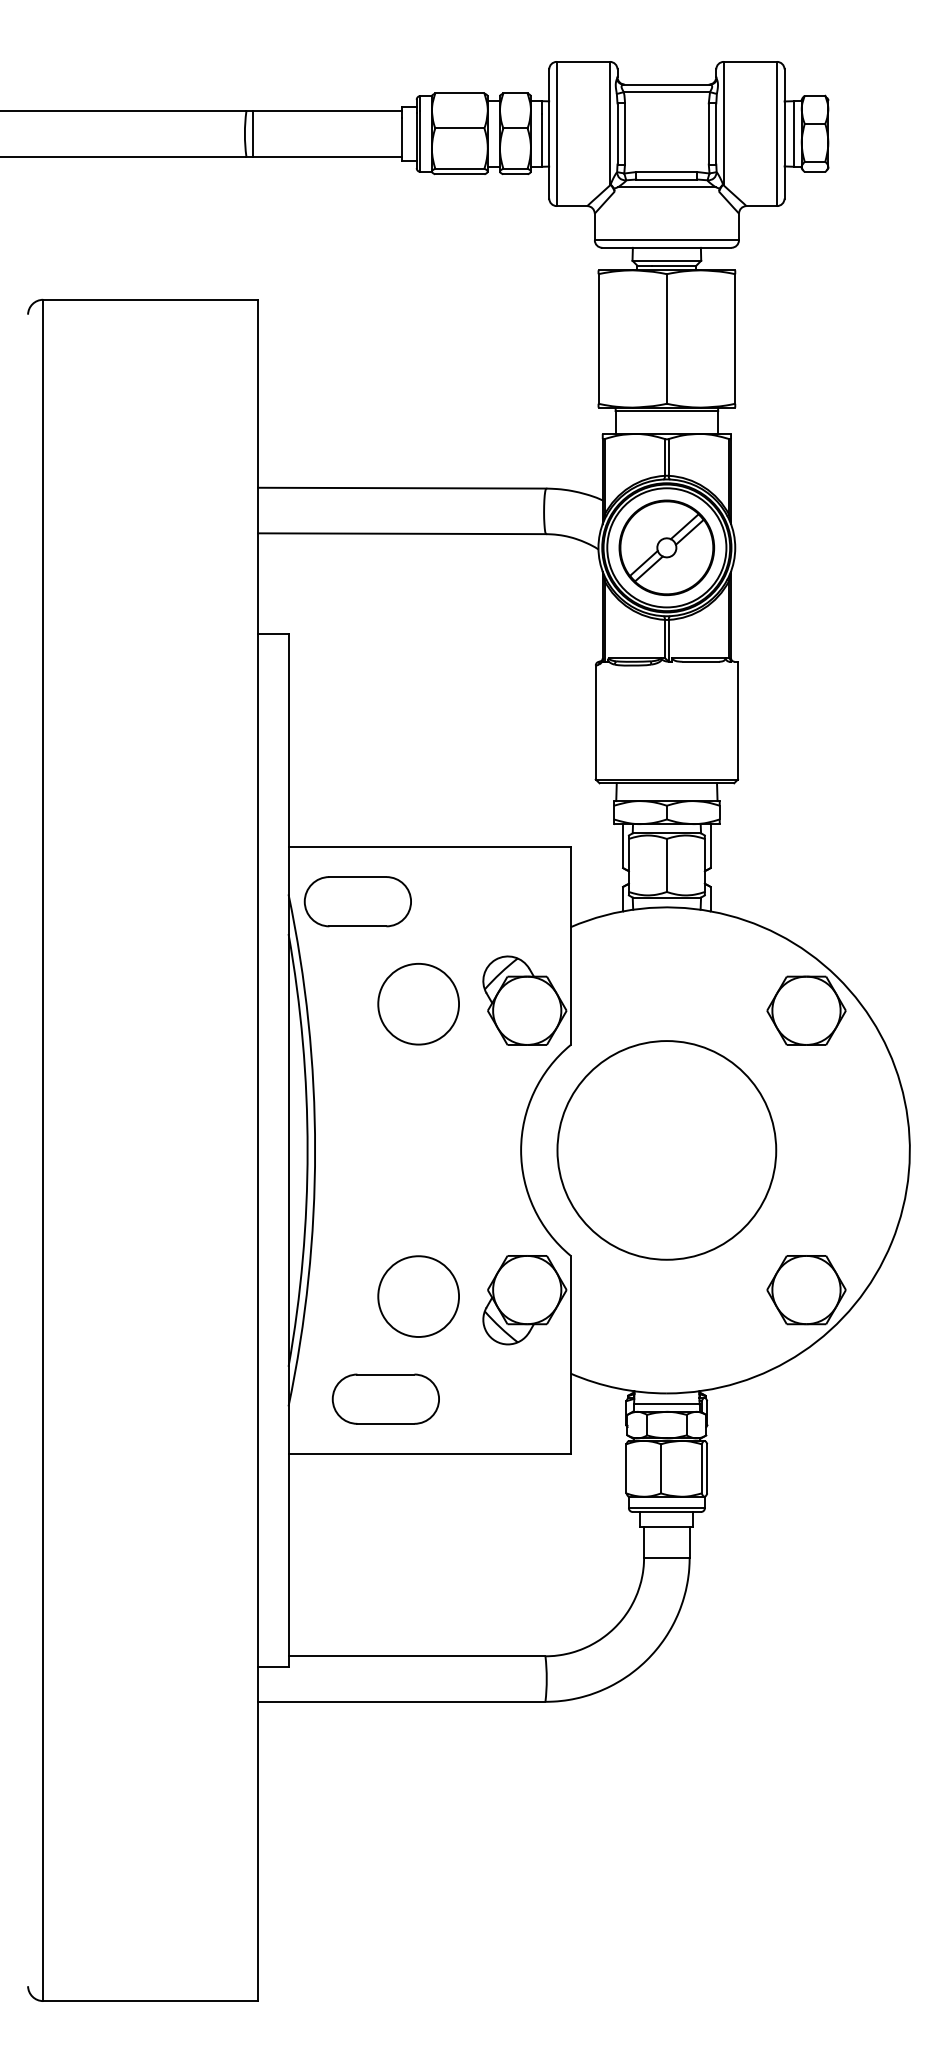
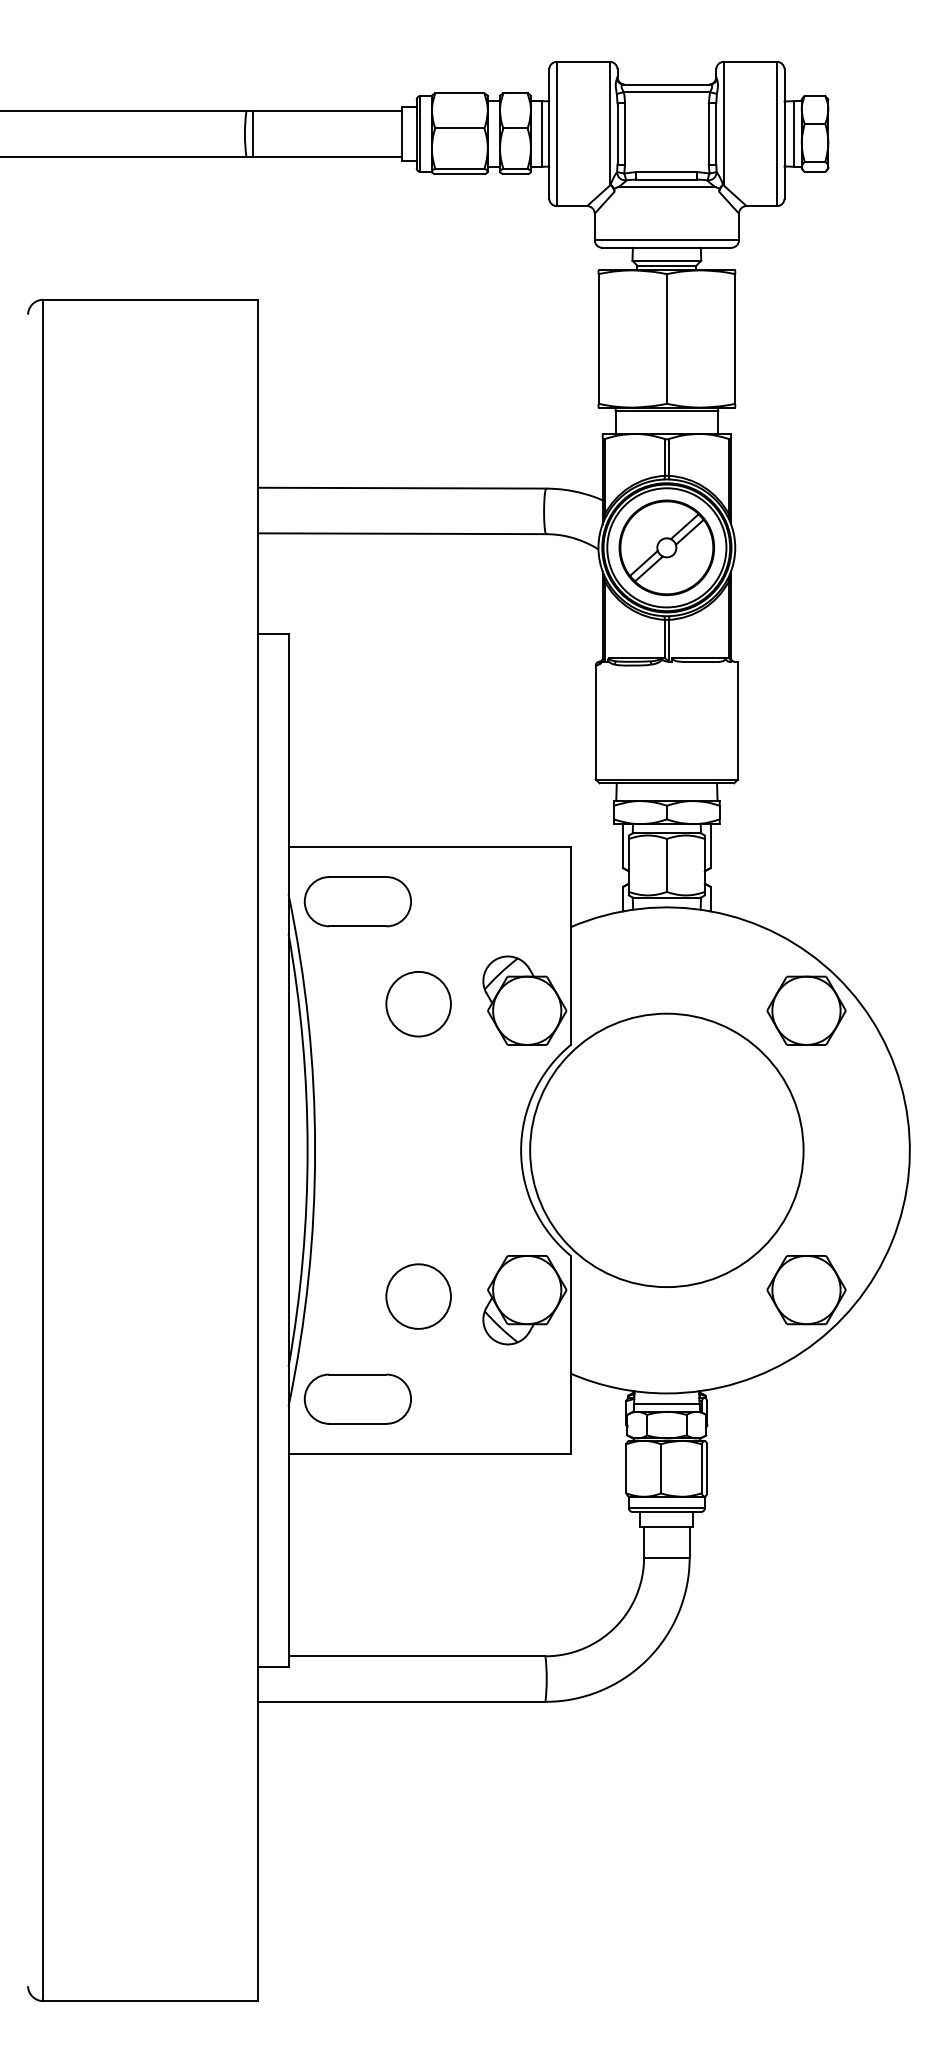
circle diameter: 81 px -> 65 px (418, 1003)
circle diameter: 219 px -> 273 px (666, 1150)
circle diameter: 81 px -> 65 px (418, 1296)
part position: (385, 1398) -> (357, 1398) (357, 1398)
